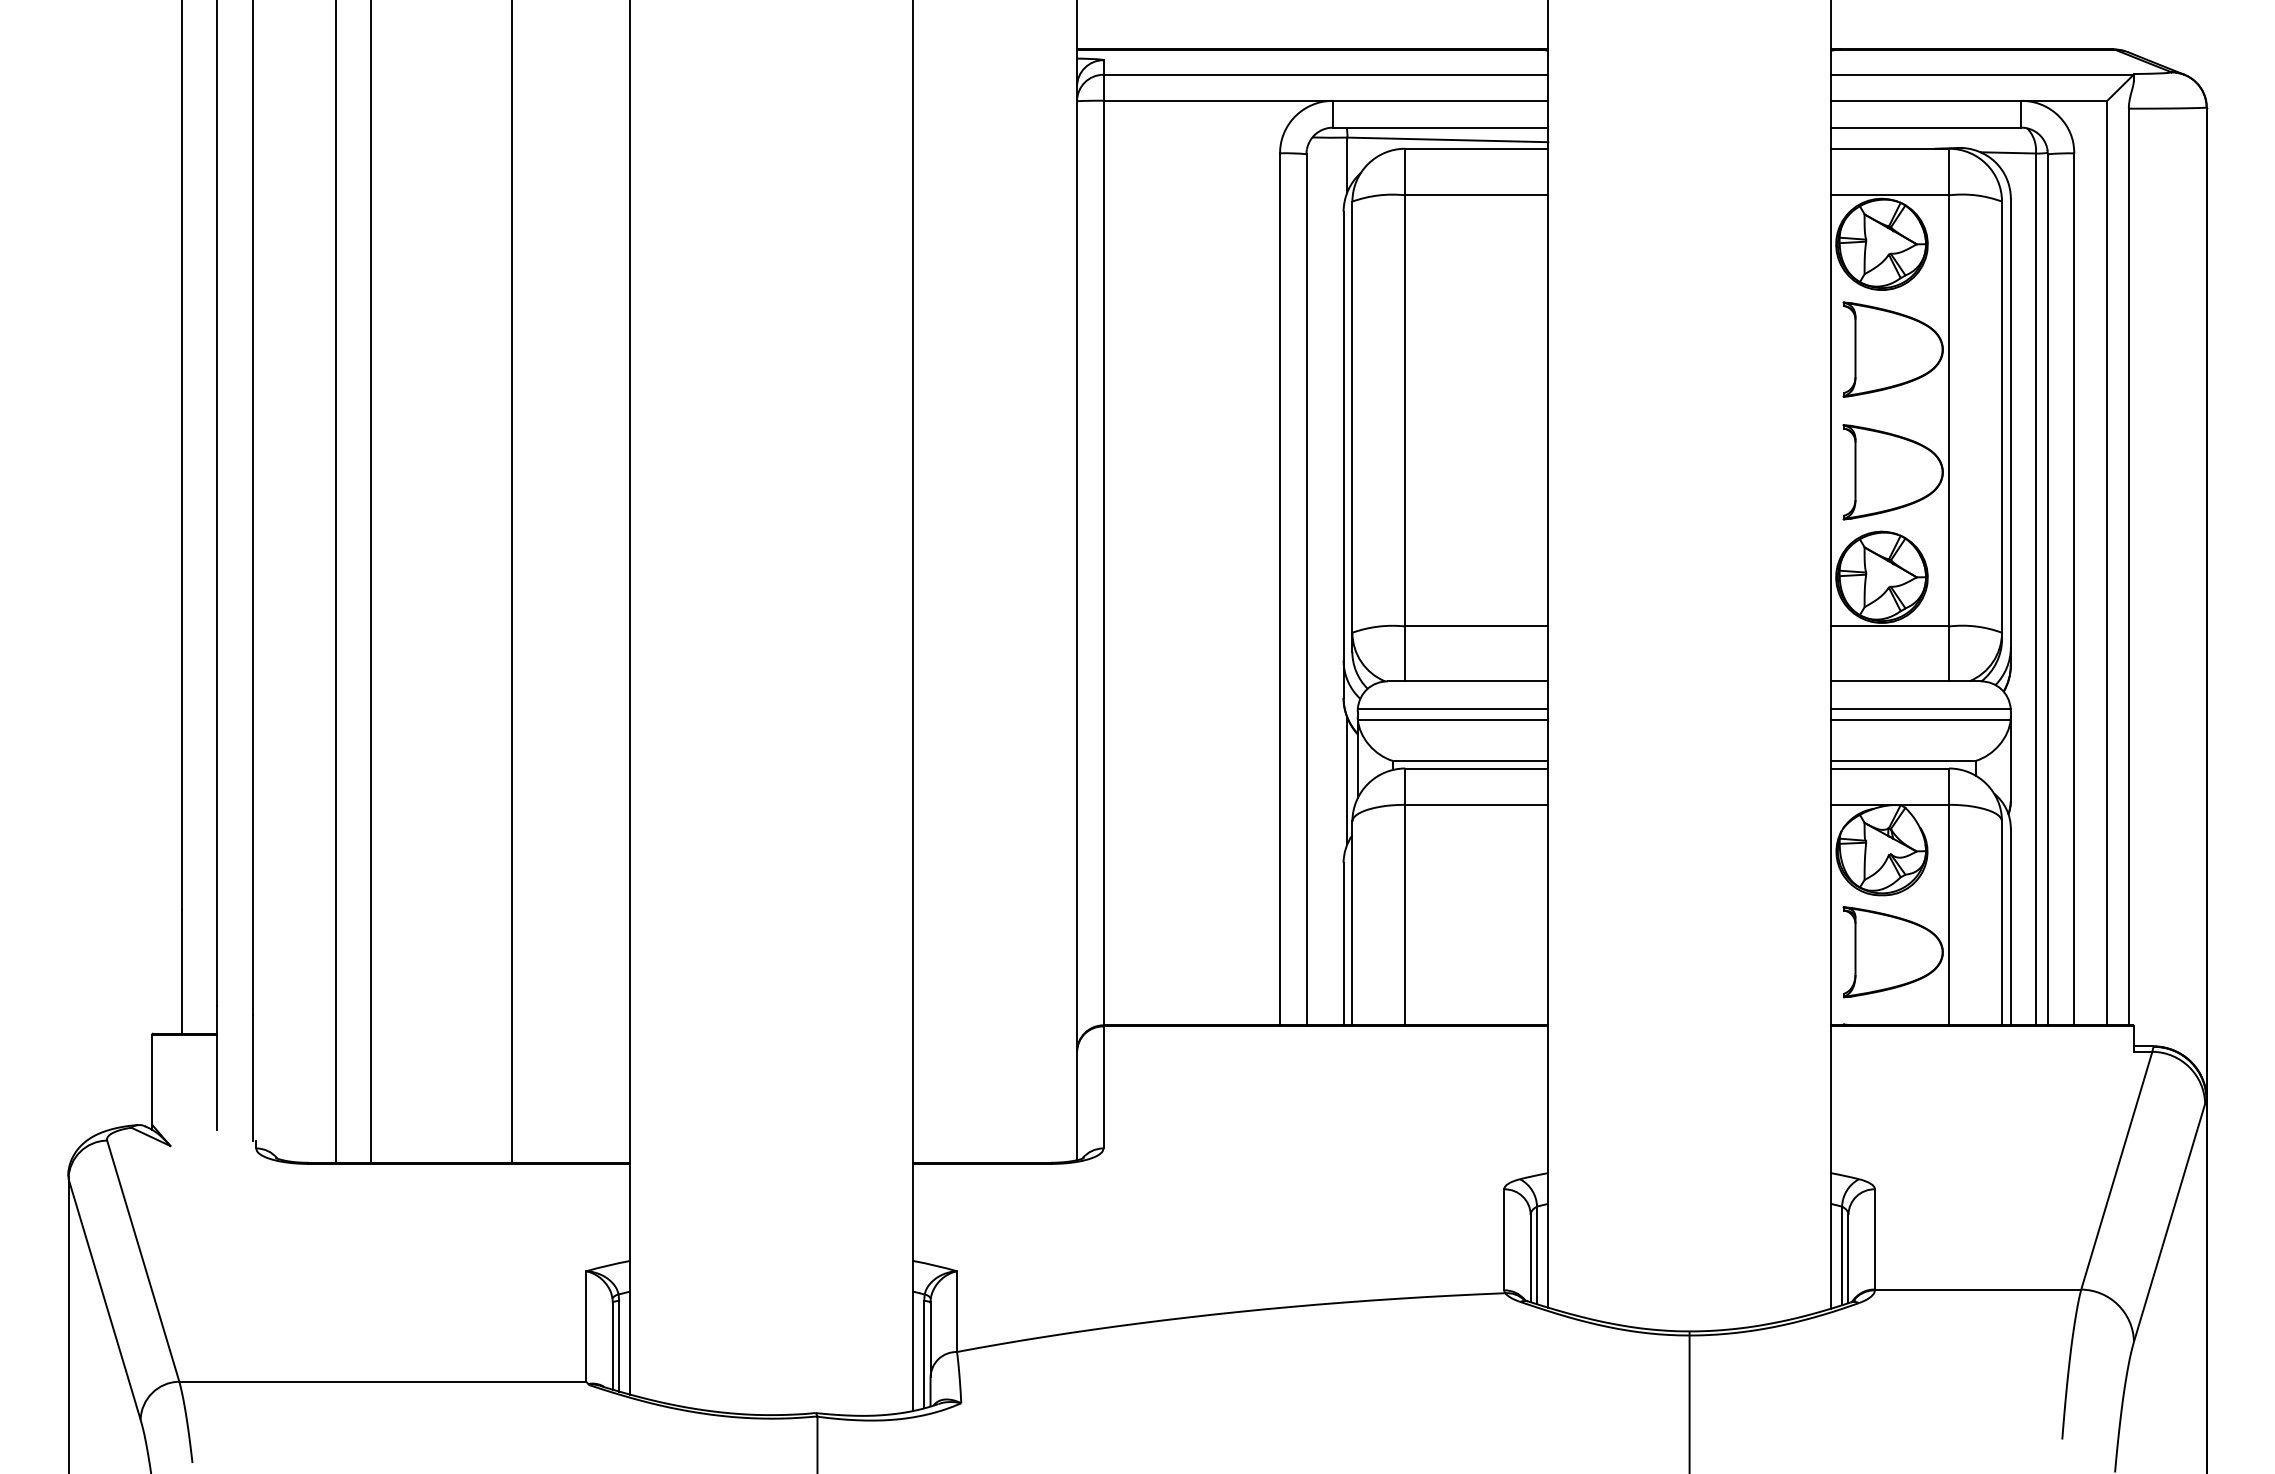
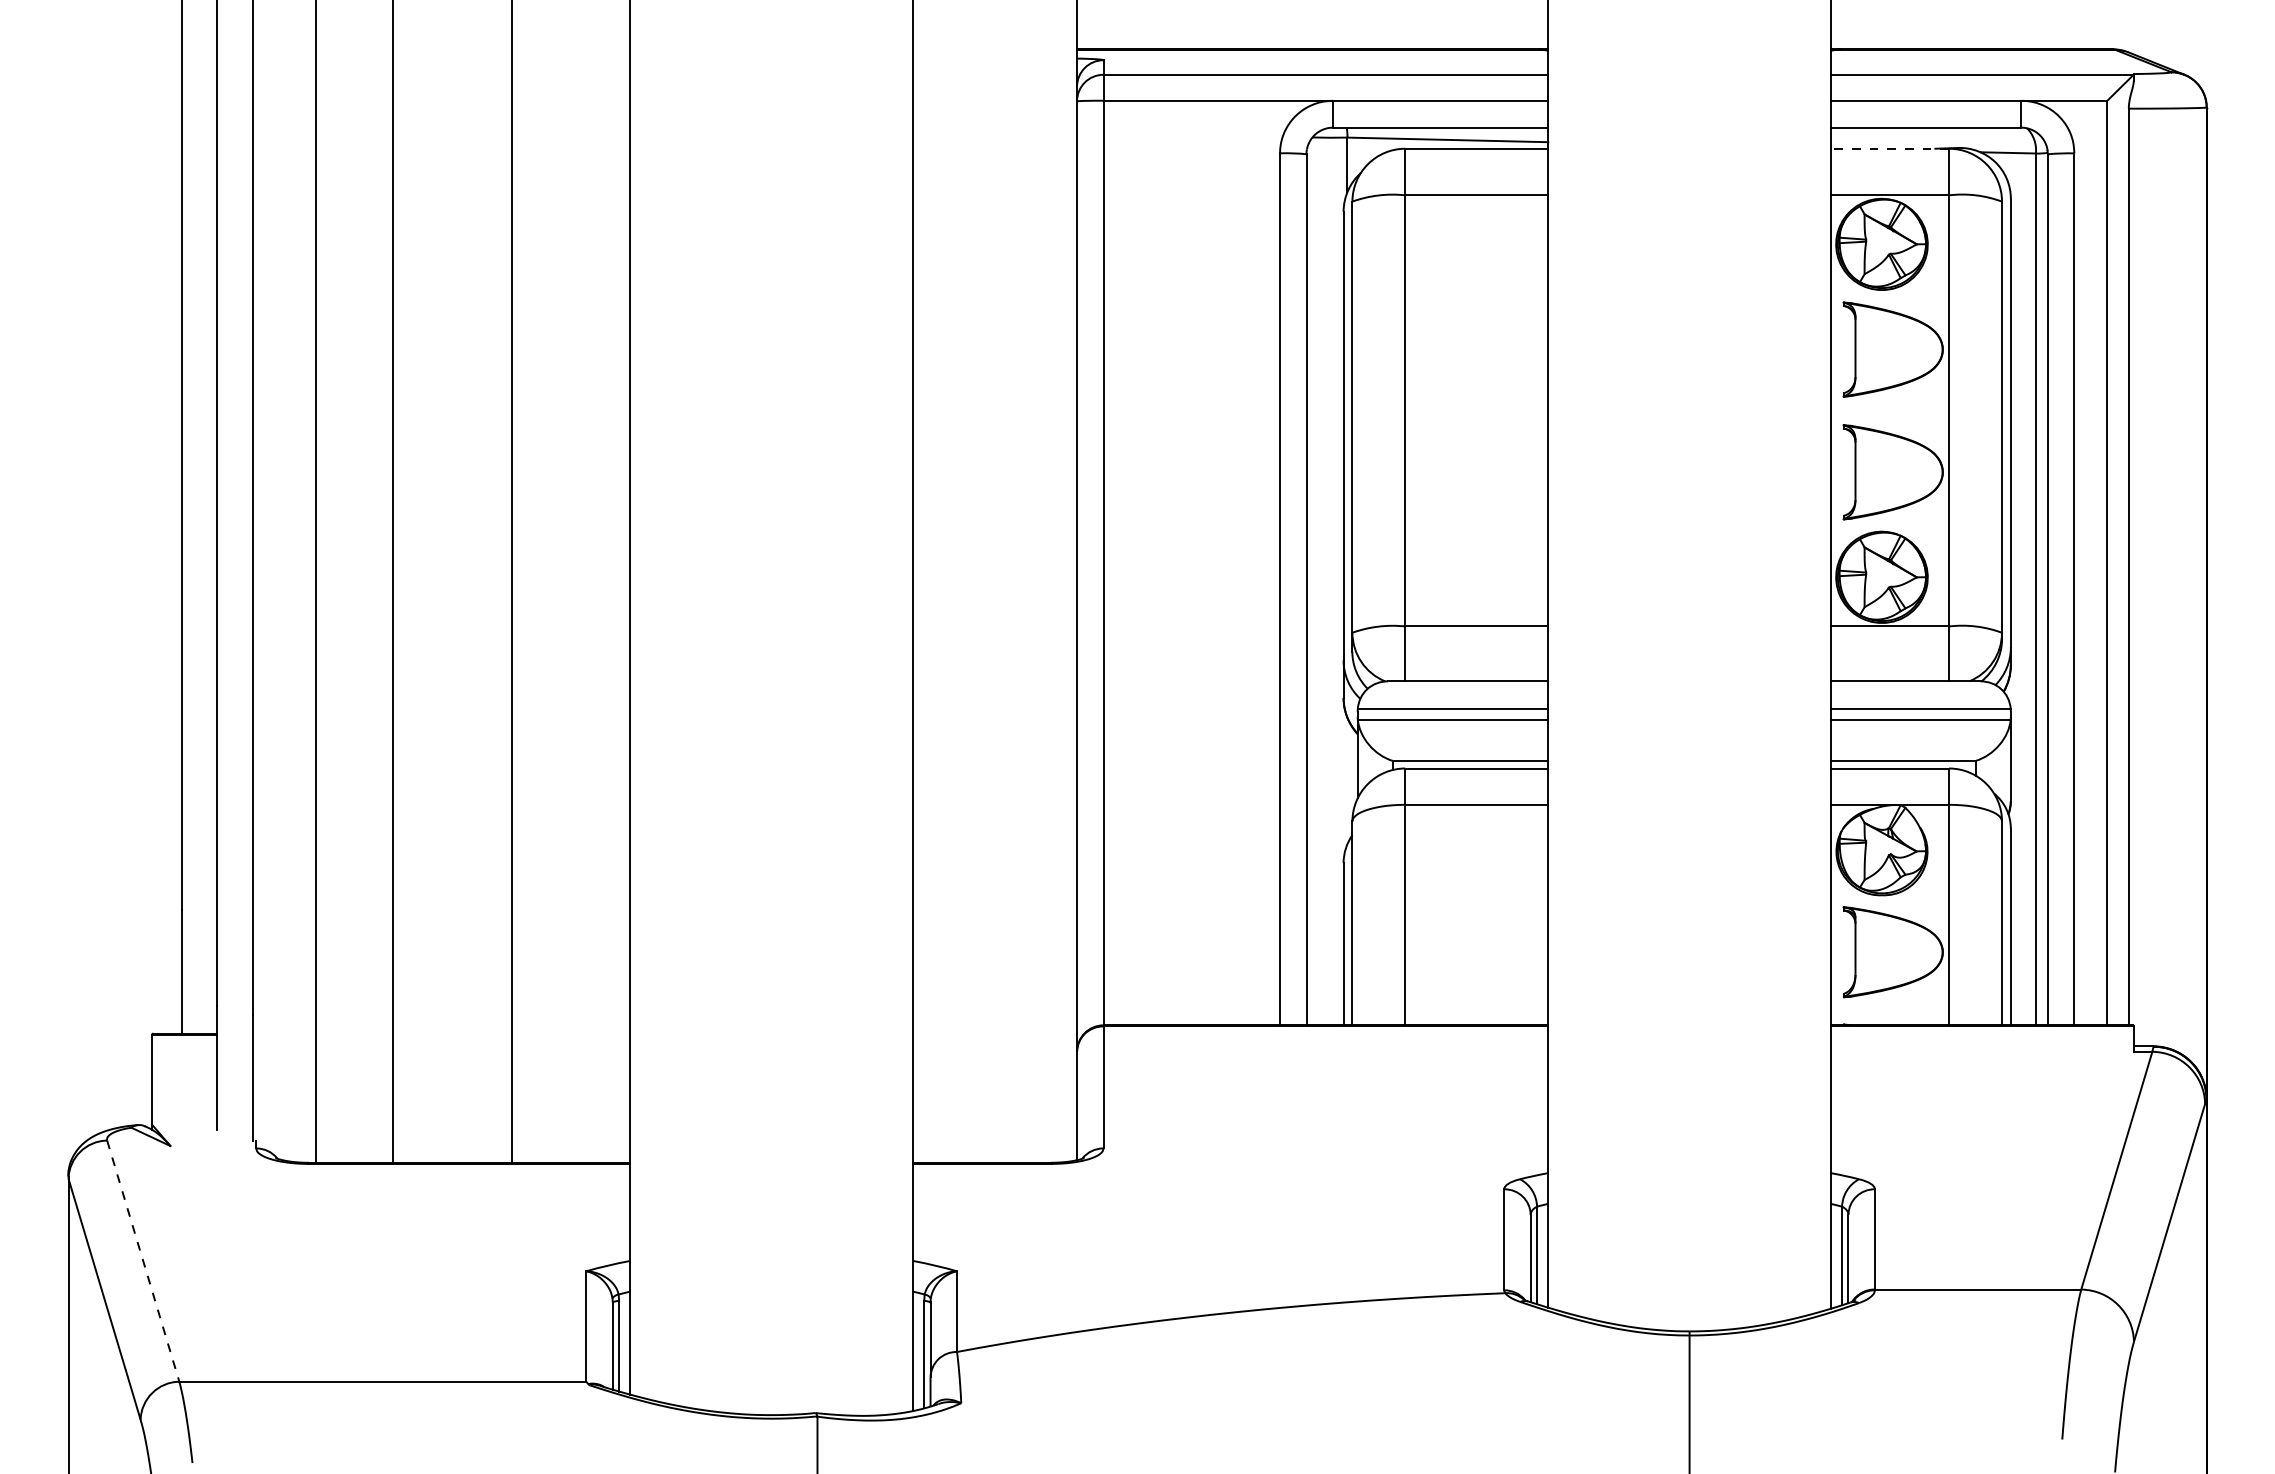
line: solid -> dashed (1889, 148)
line position: (335, 582) -> (315, 582) (315, 582)
line position: (370, 582) -> (392, 582) (392, 582)
line: present -> none (1347, 780)
line: solid -> dashed (143, 1261)
